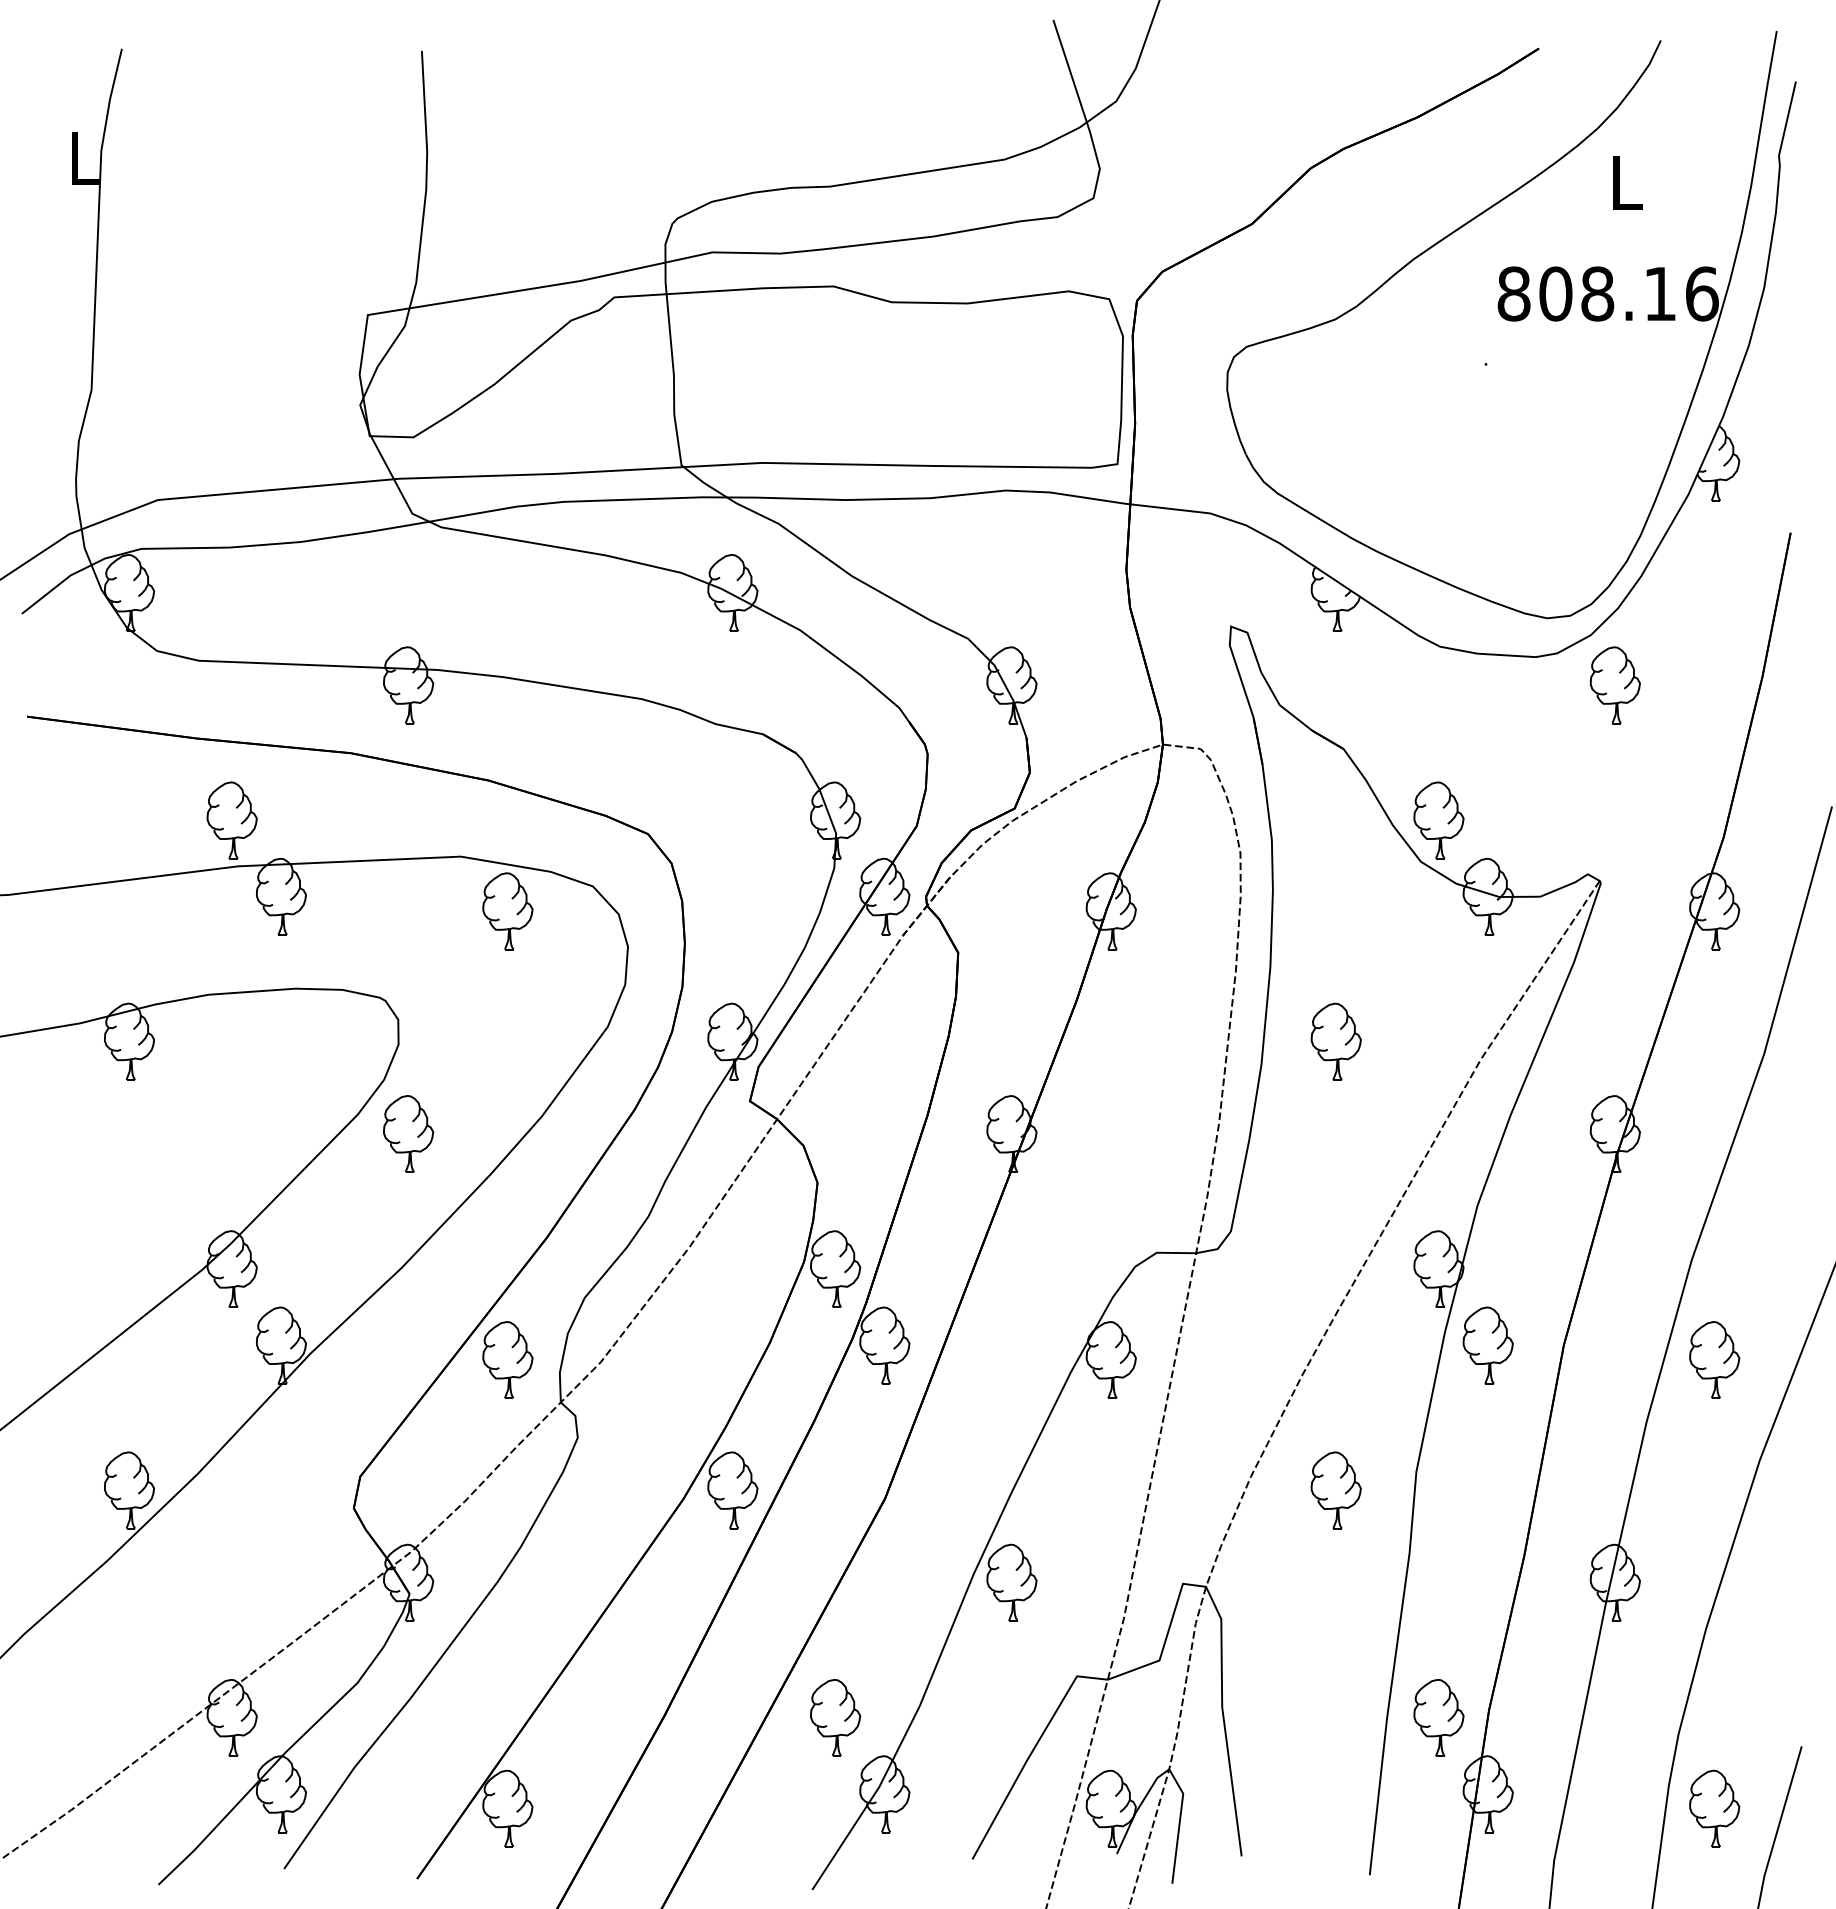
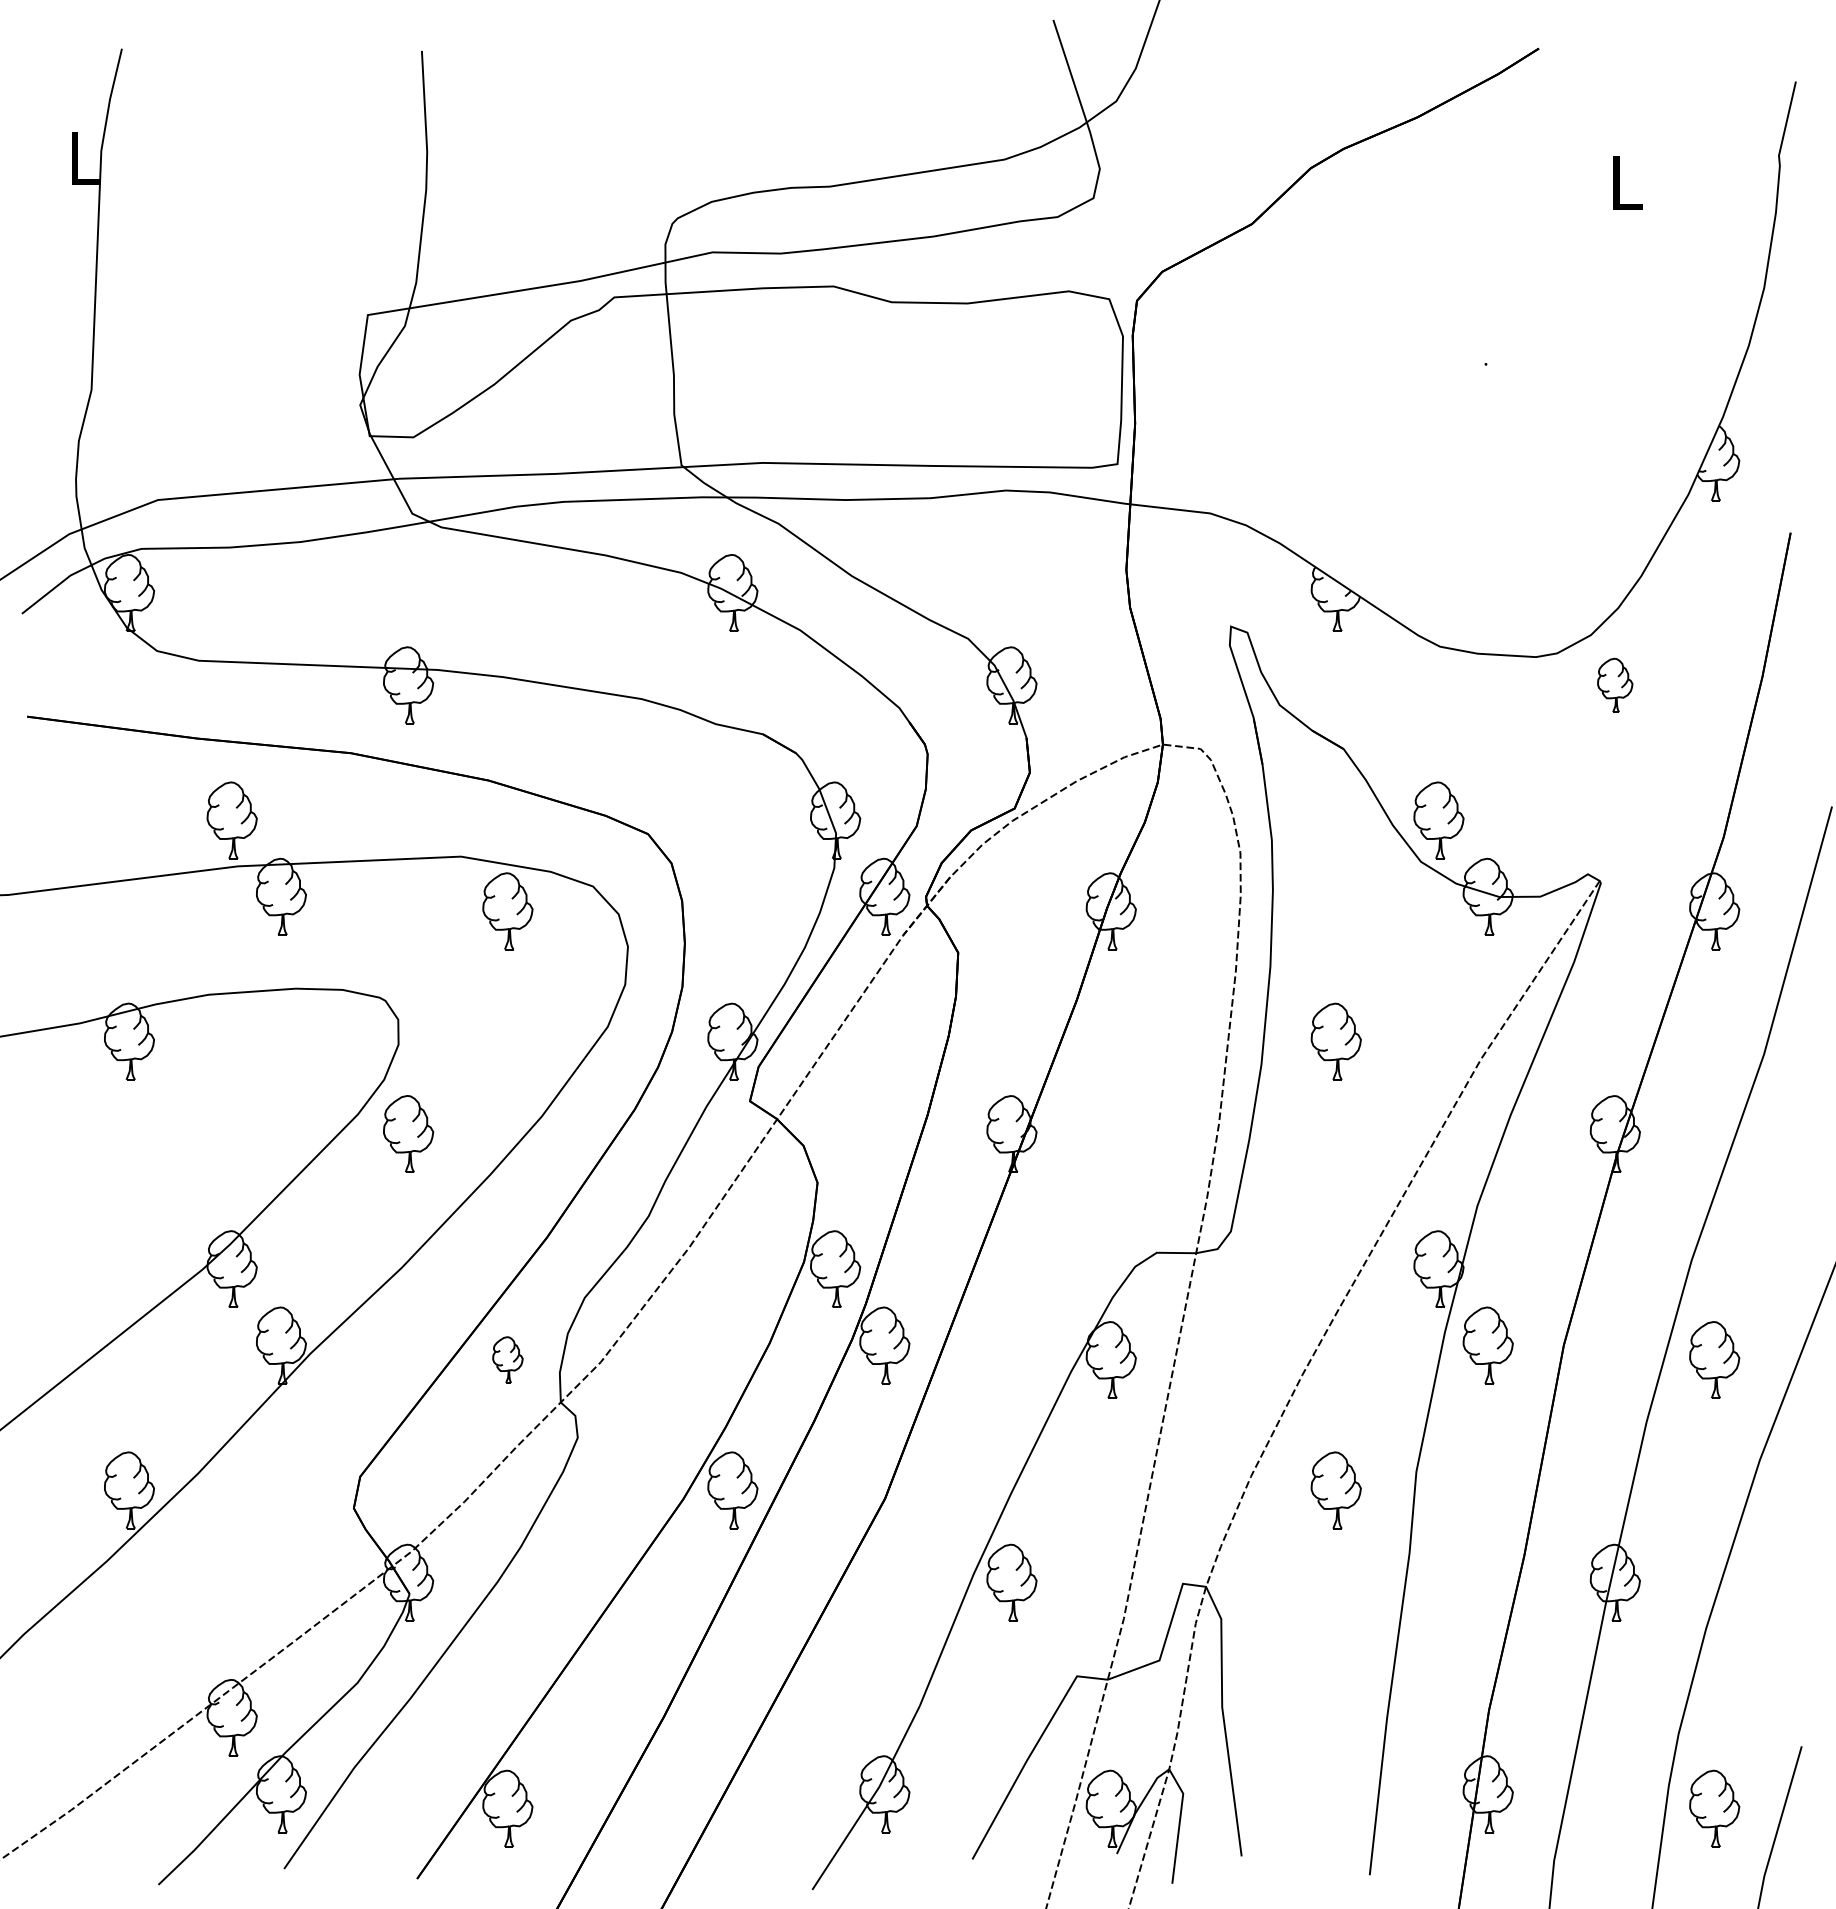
part: present -> none (1504, 319)
part size: 52x79 px -> 37x56 px (1615, 684)
part size: 52x78 px -> 32x48 px (507, 1359)
part: present -> none (835, 1717)
part: present -> none (1438, 1717)
